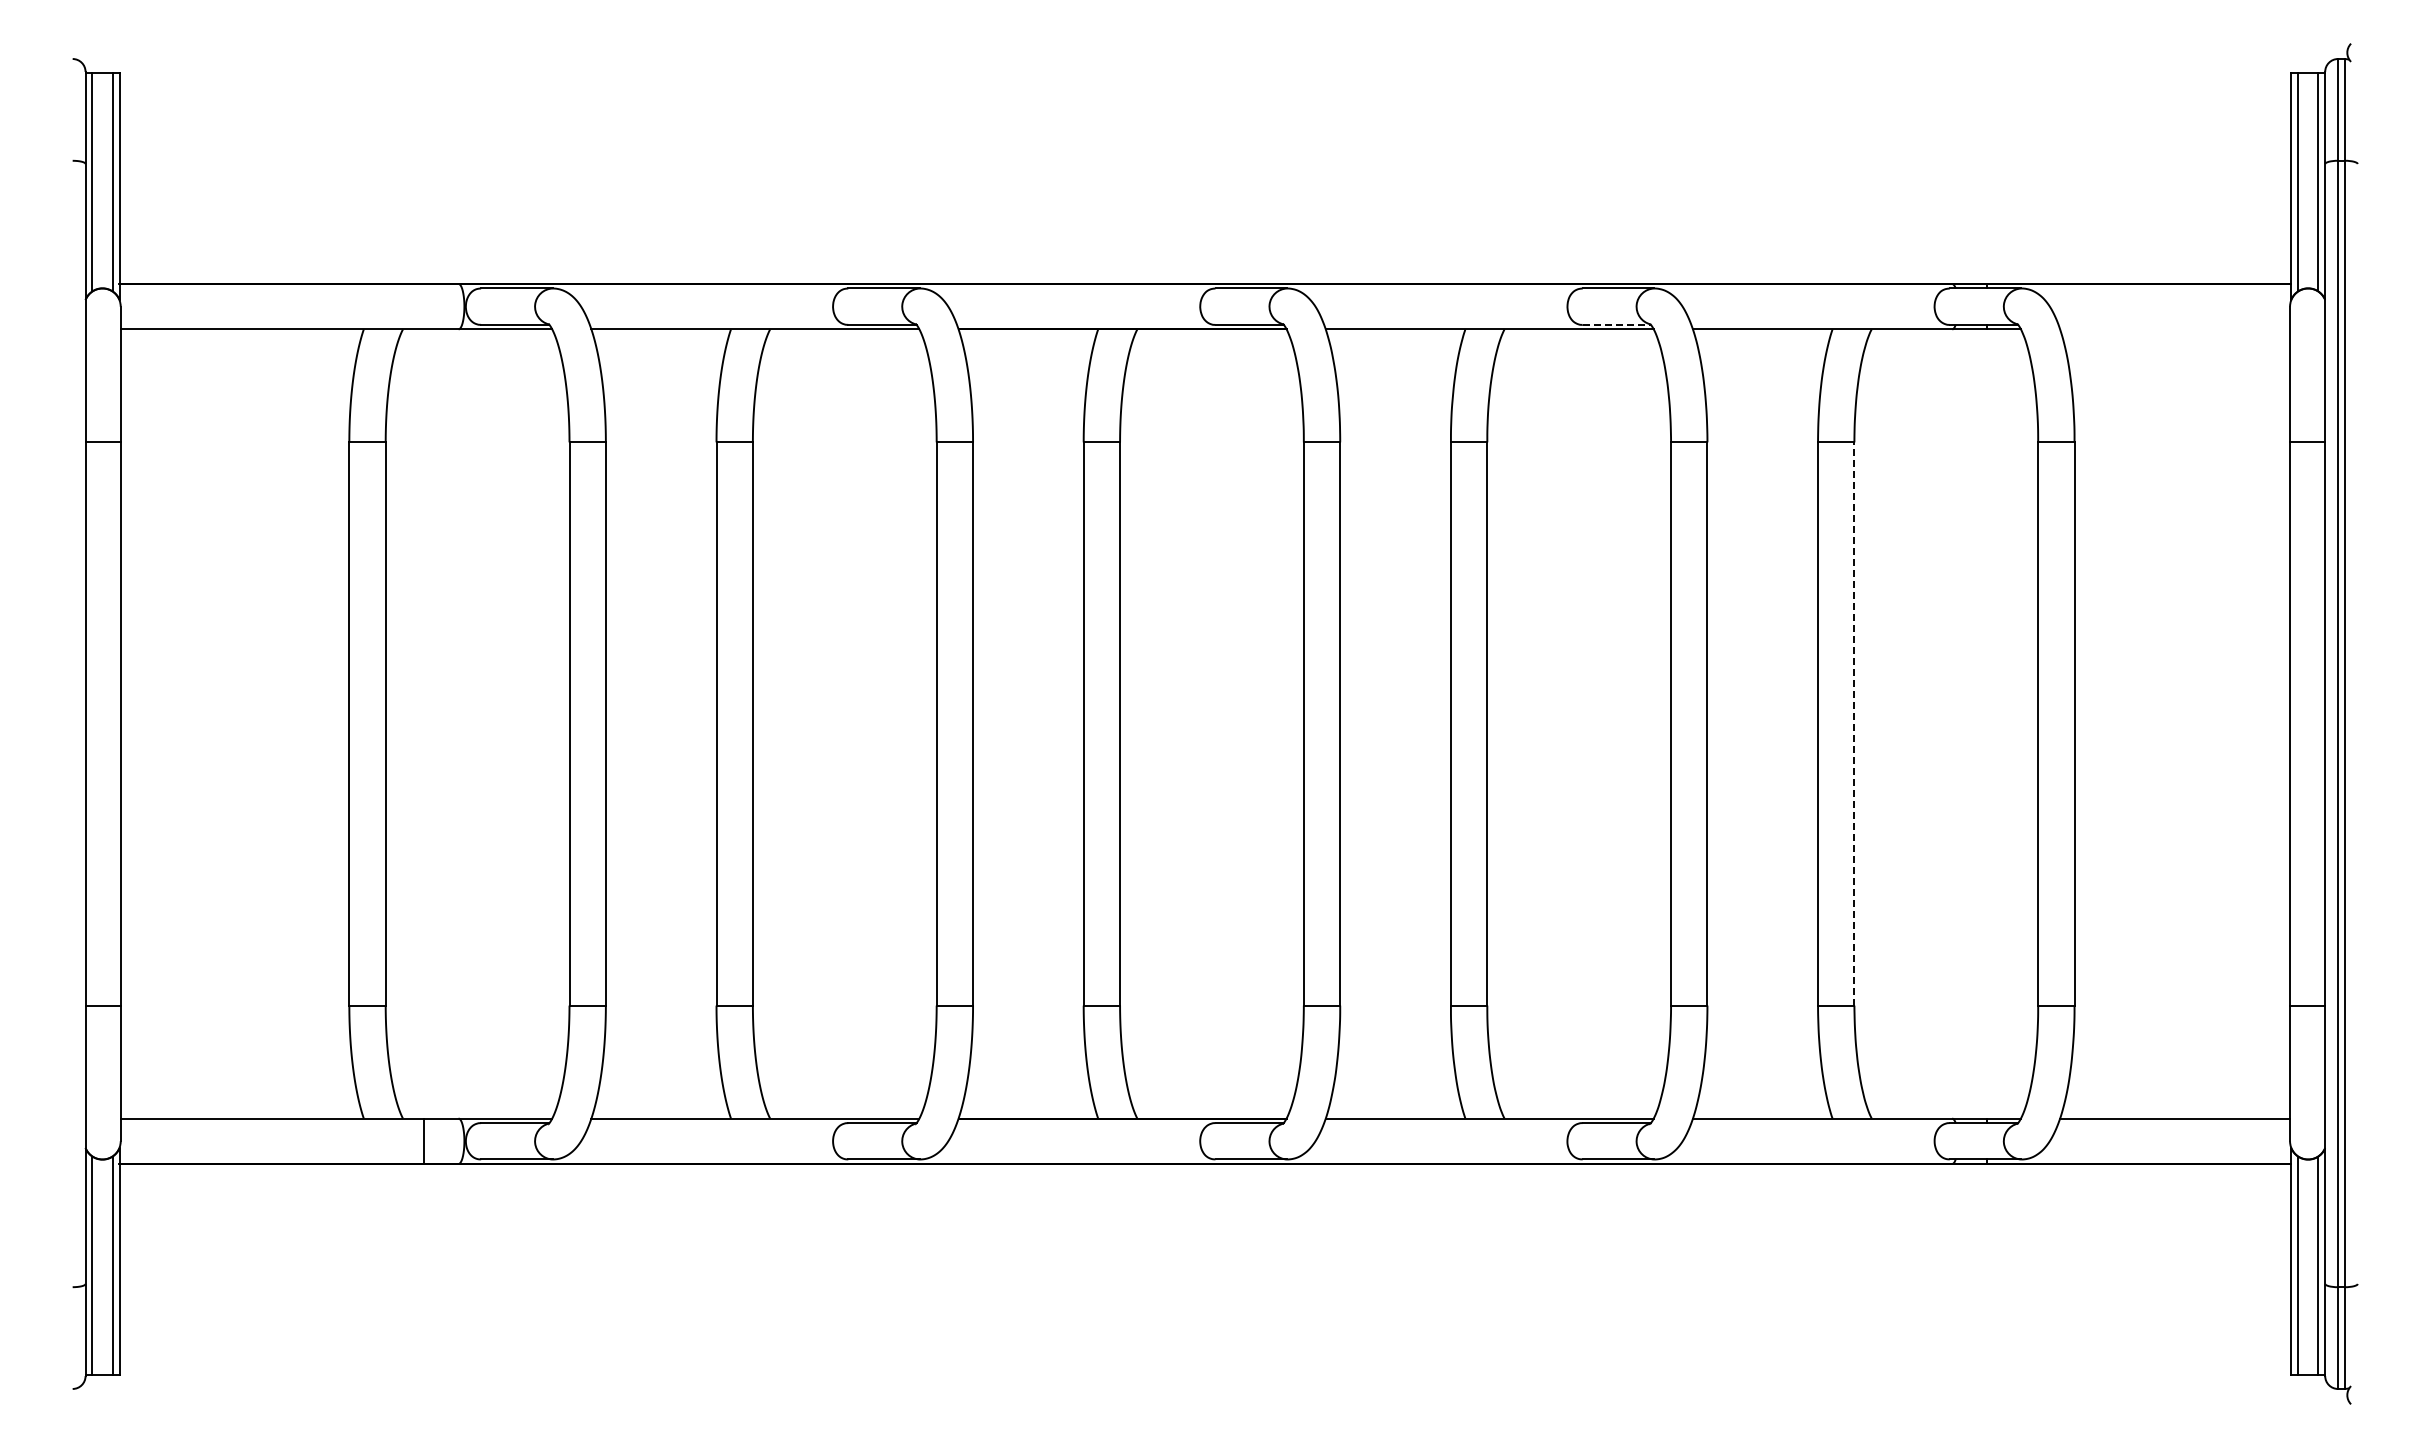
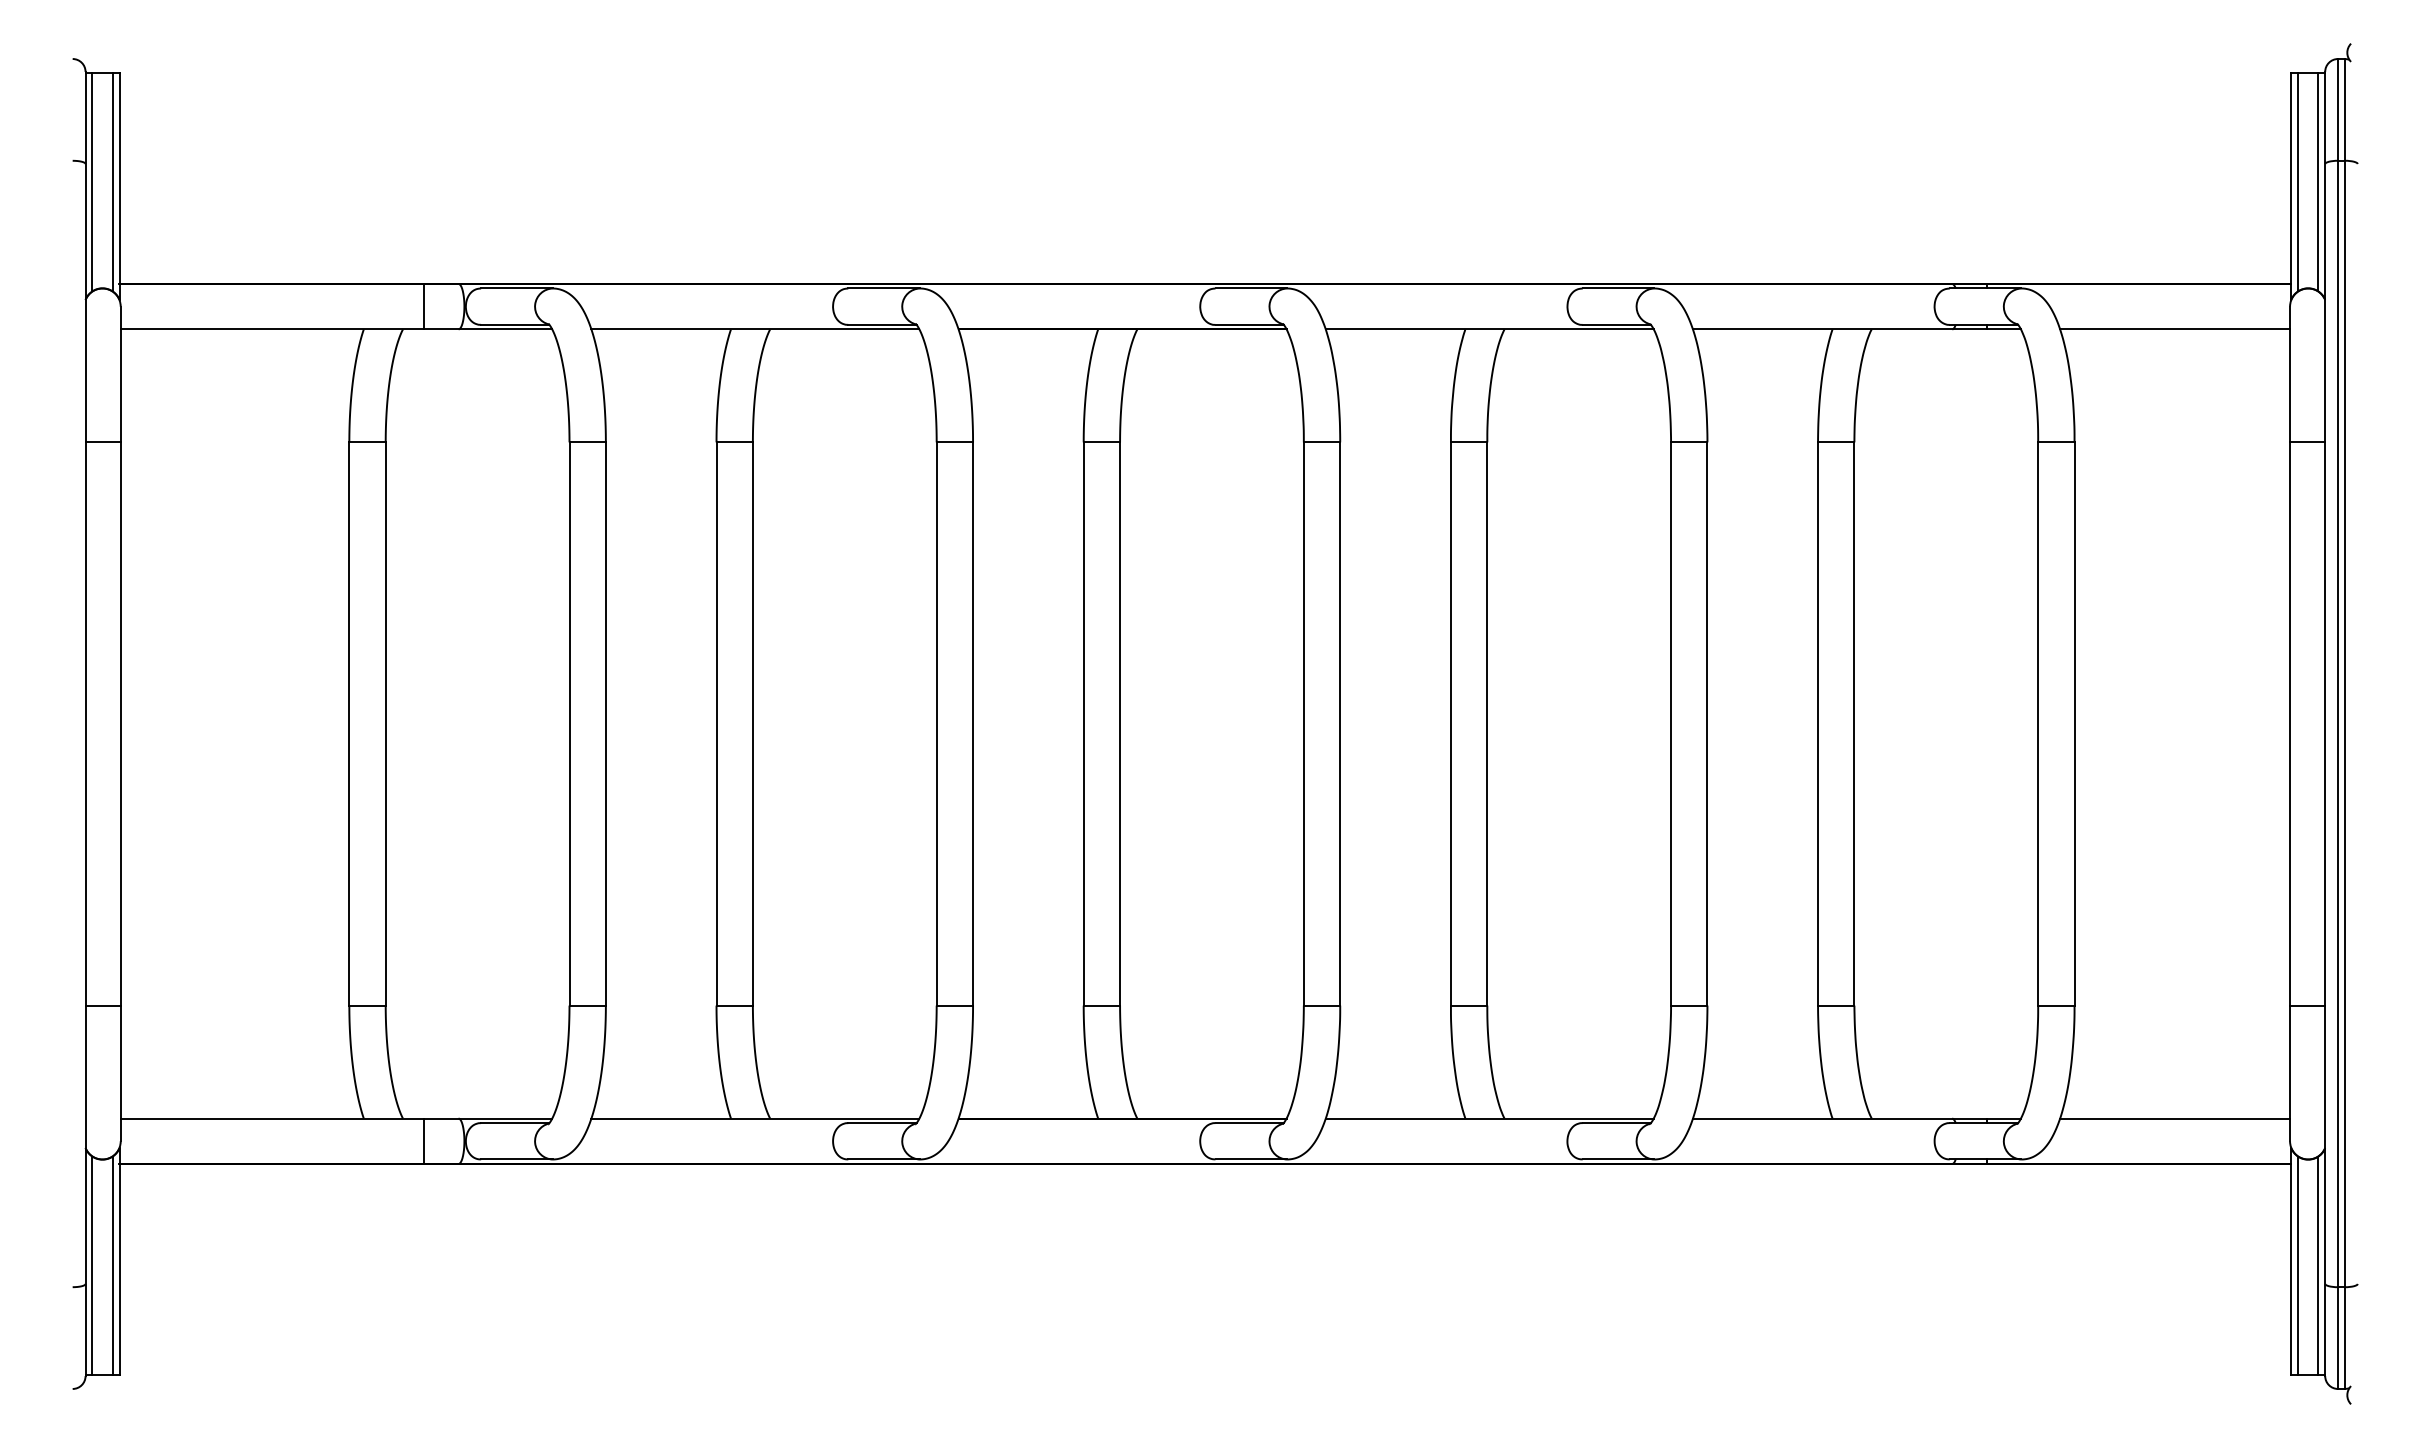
line: none -> present (423, 306)
line: dashed -> solid (1617, 324)
line: none -> present (2175, 329)
line: dashed -> solid (1854, 724)
